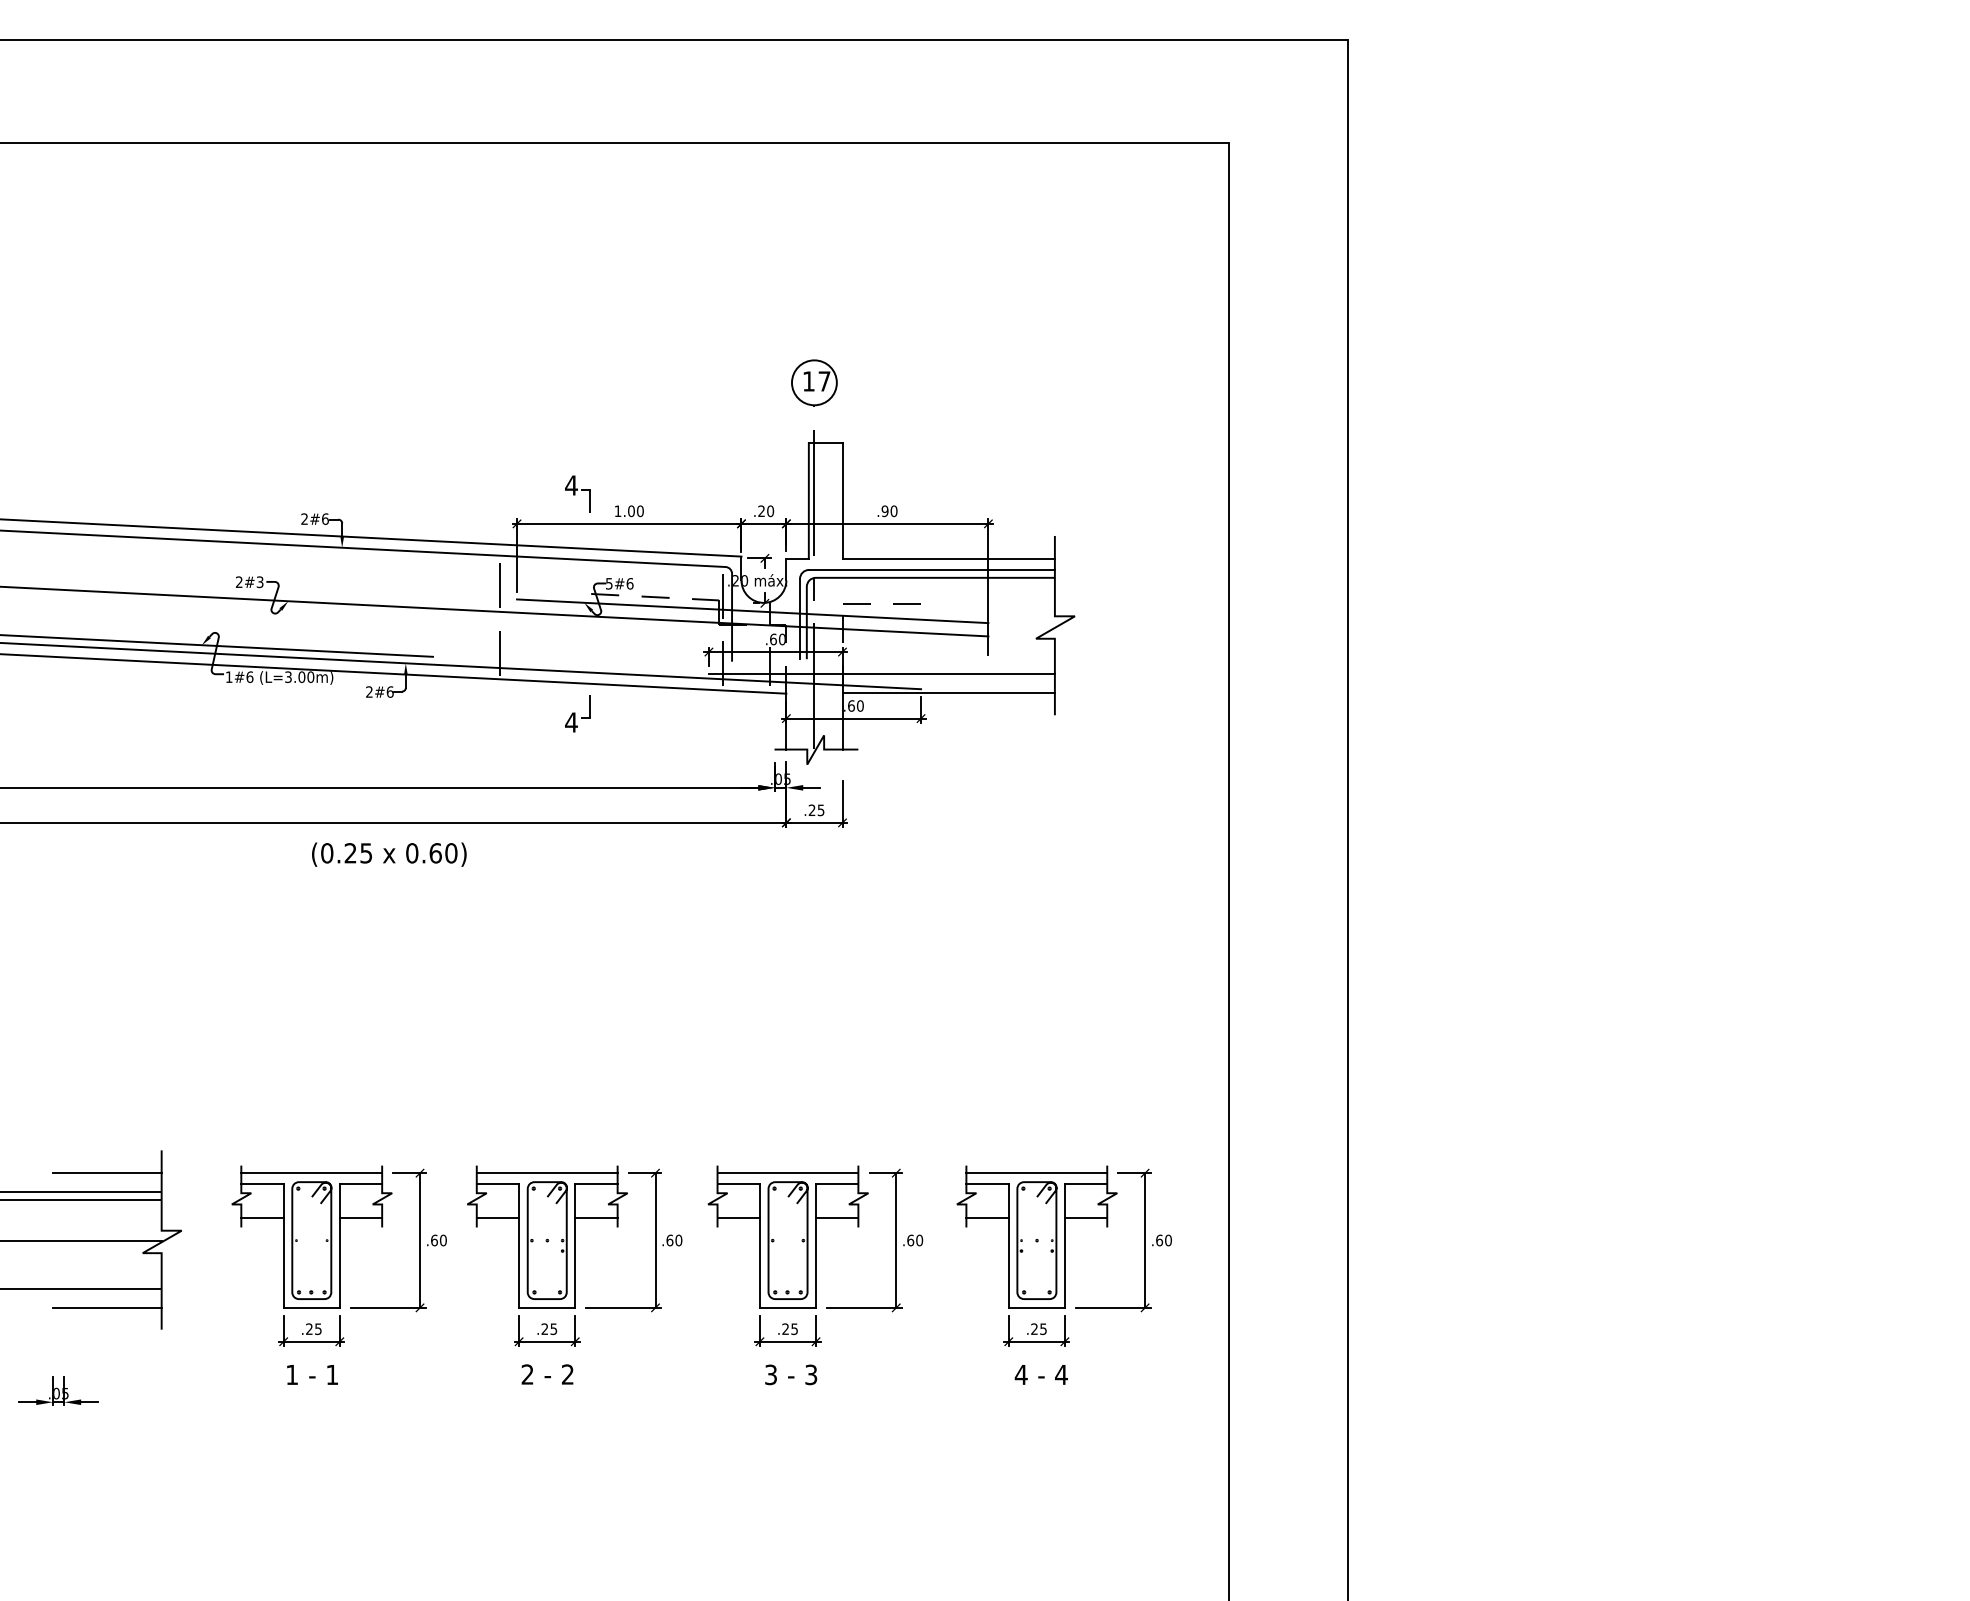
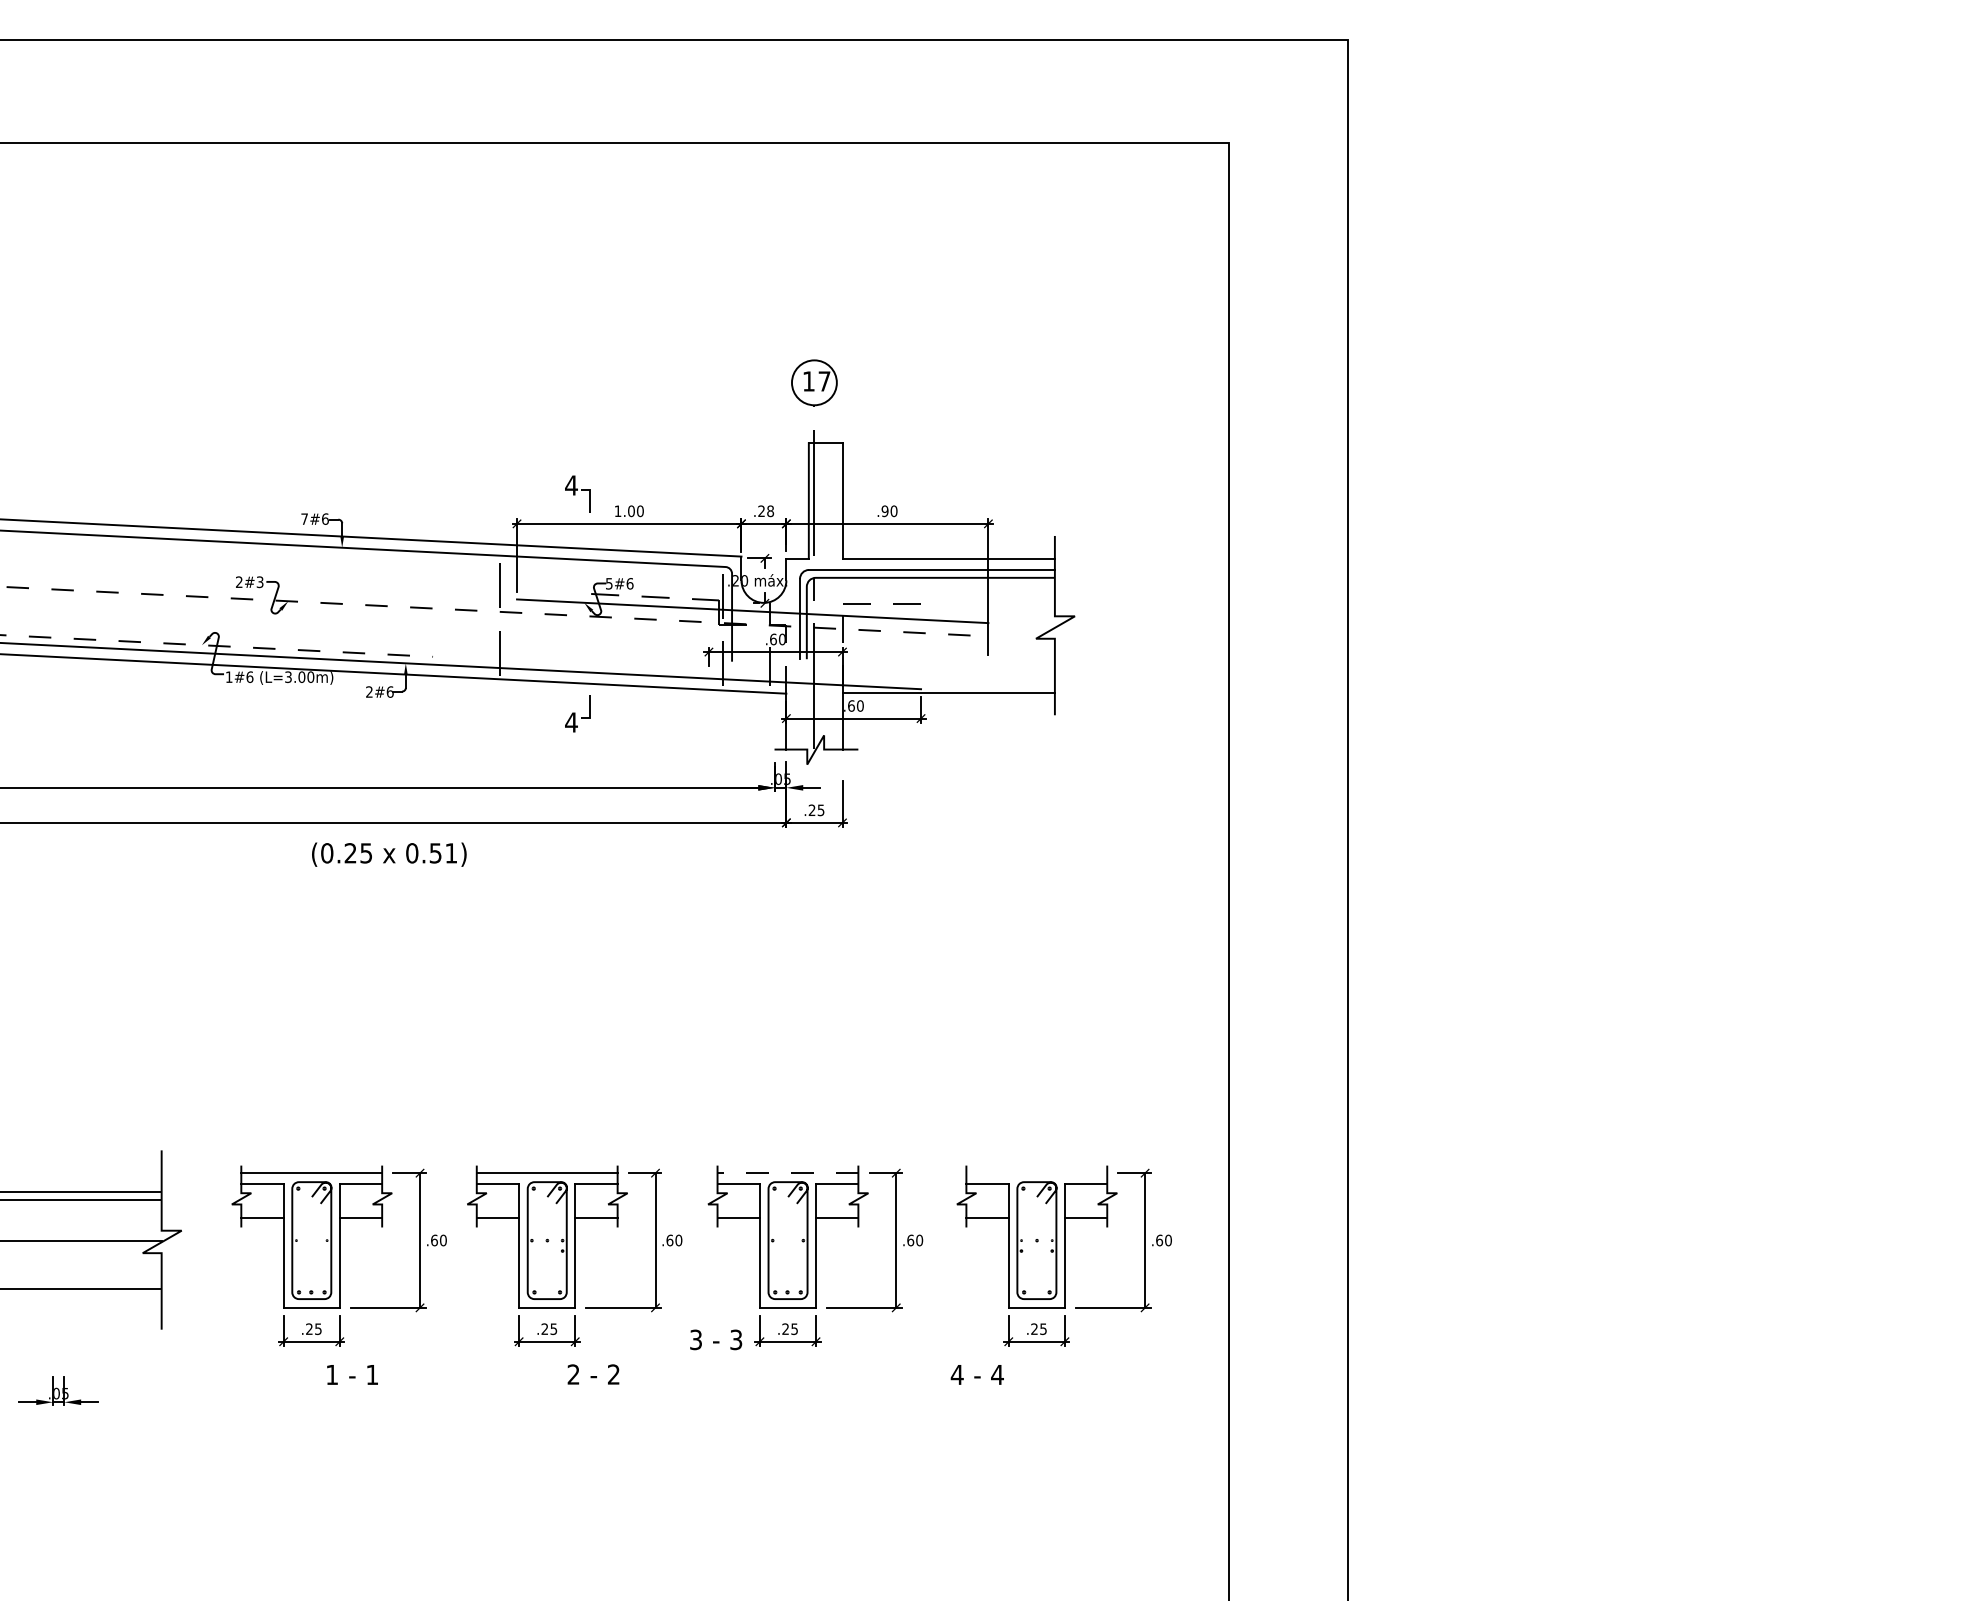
text: .20 -> .28 (770, 510)
text: 2#6 -> 7#6 (304, 518)
line: solid -> dashed (495, 611)
line: solid -> dashed (216, 645)
line: present -> none (881, 674)
text: 0.60) -> 0.51) (443, 853)
line: present -> none (107, 1173)
line: solid -> dashed (787, 1173)
line: present -> none (1036, 1173)
line: present -> none (107, 1307)
text position: (312, 1374) -> (352, 1374) (352, 1374)
text position: (547, 1374) -> (593, 1374) (593, 1374)
text position: (791, 1374) -> (716, 1339) (716, 1339)
text position: (1040, 1374) -> (976, 1374) (976, 1374)
